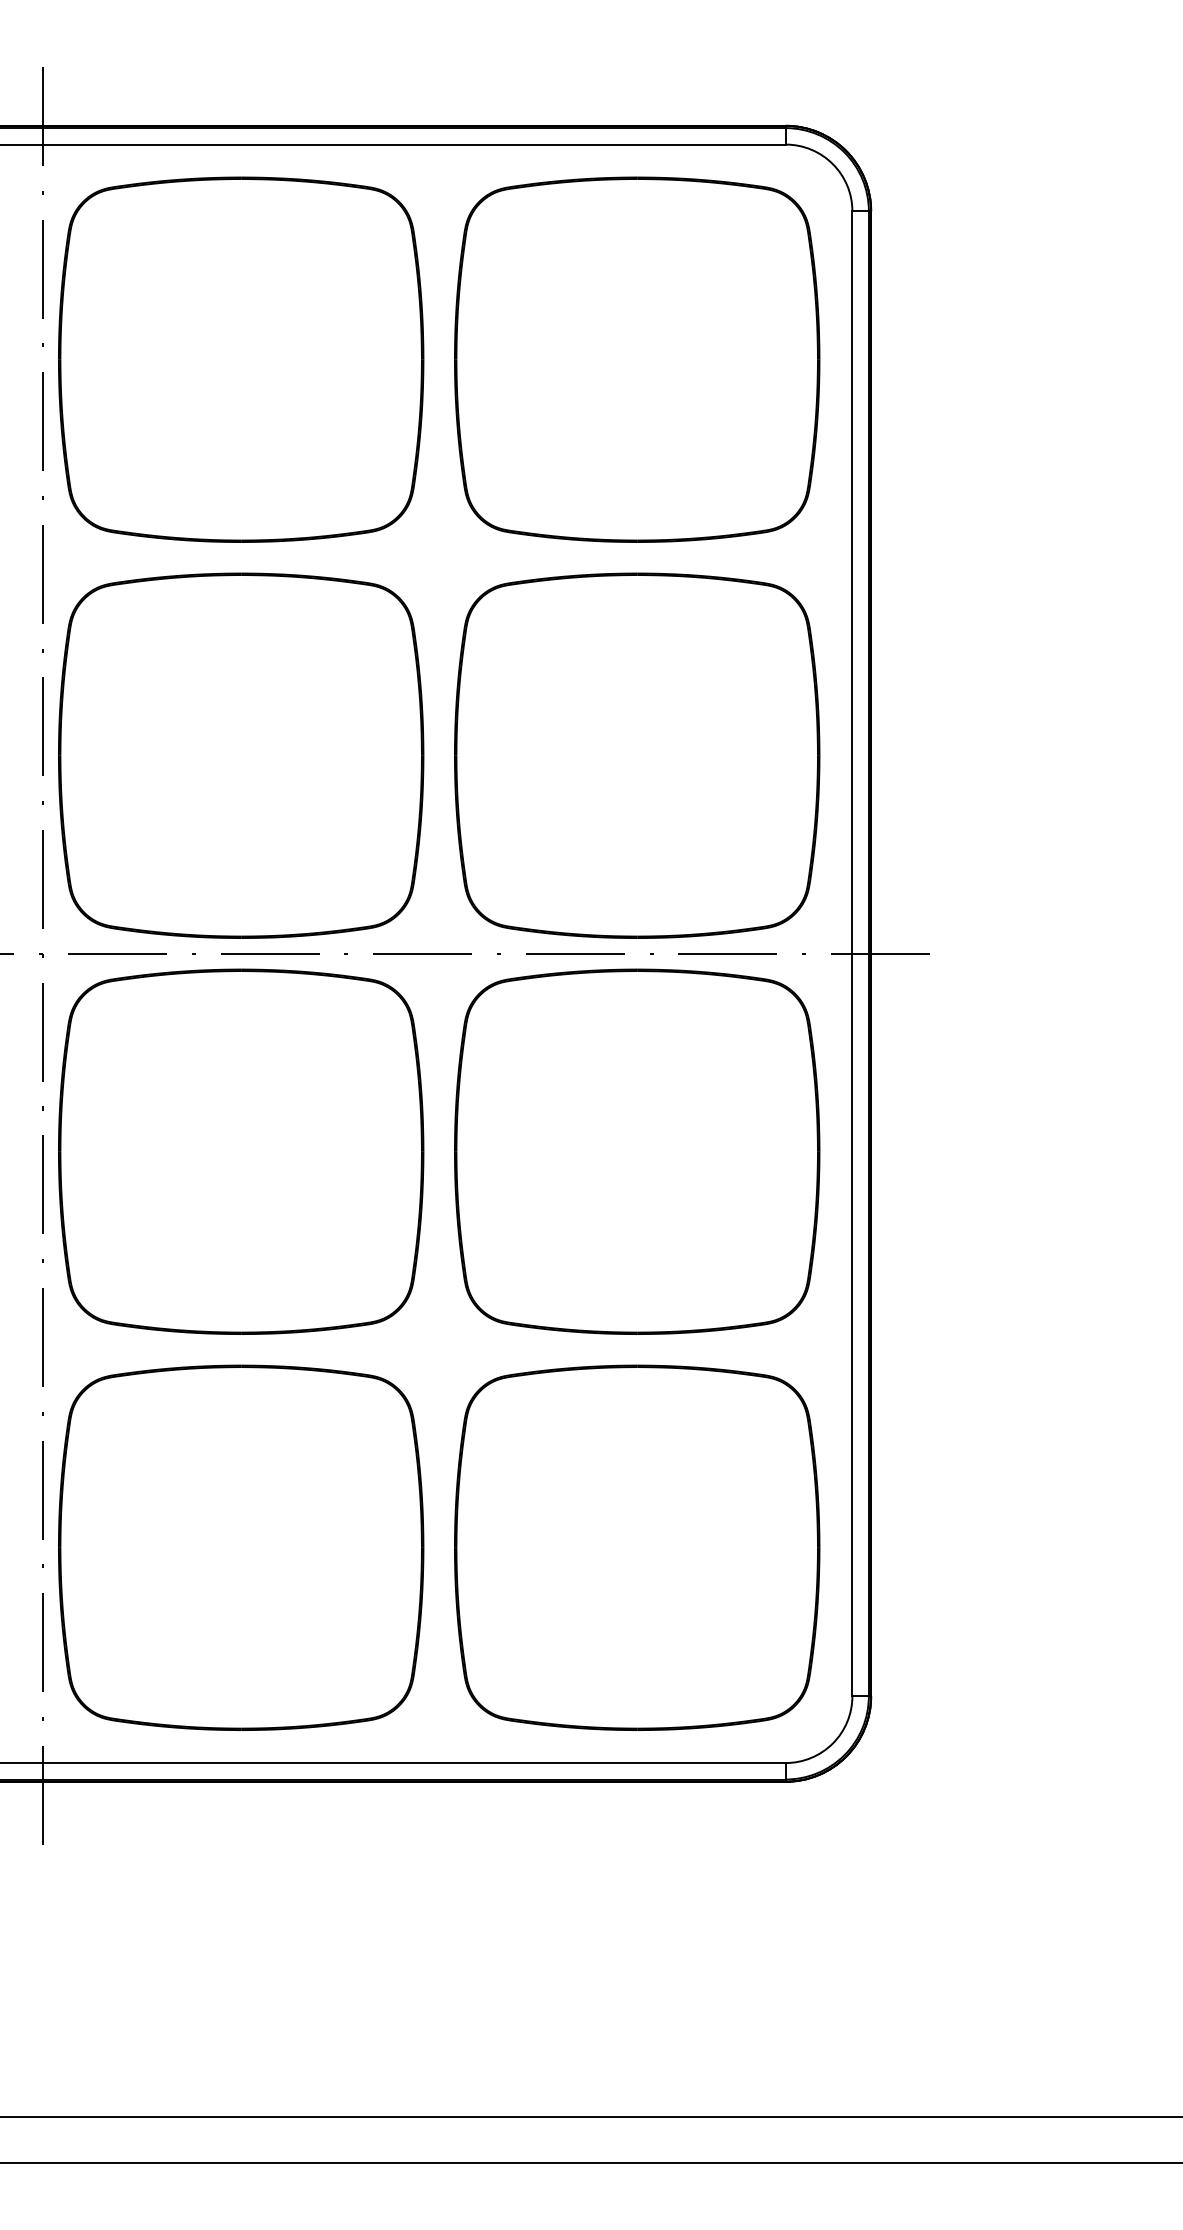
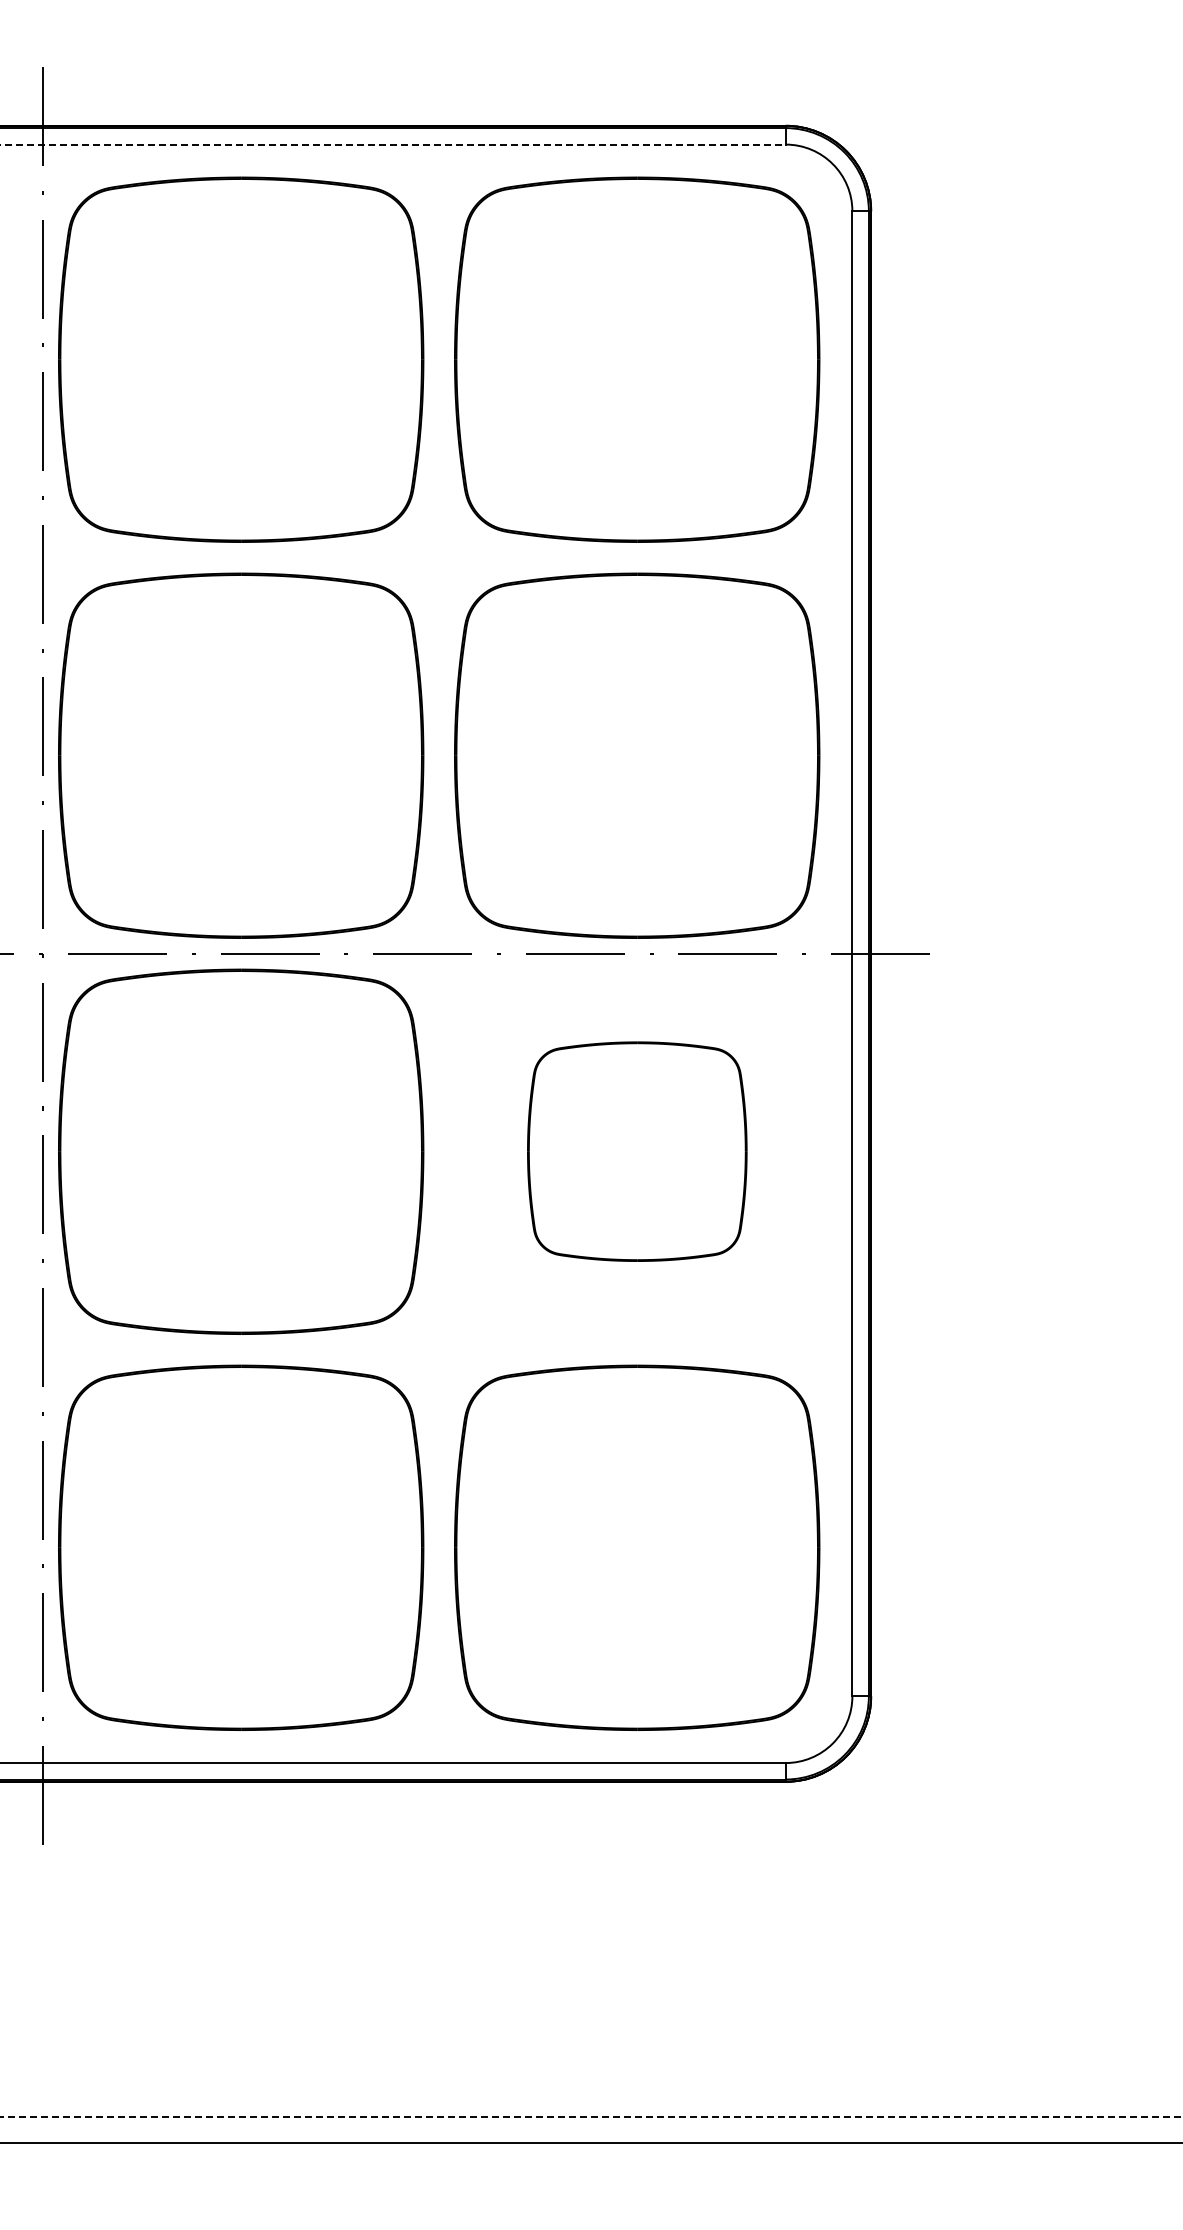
line: solid -> dashed (392, 144)
part size: 367x367 px -> 221x221 px (637, 1151)
line: solid -> dashed (591, 2116)
line position: (590, 2163) -> (590, 2143) (590, 2143)
